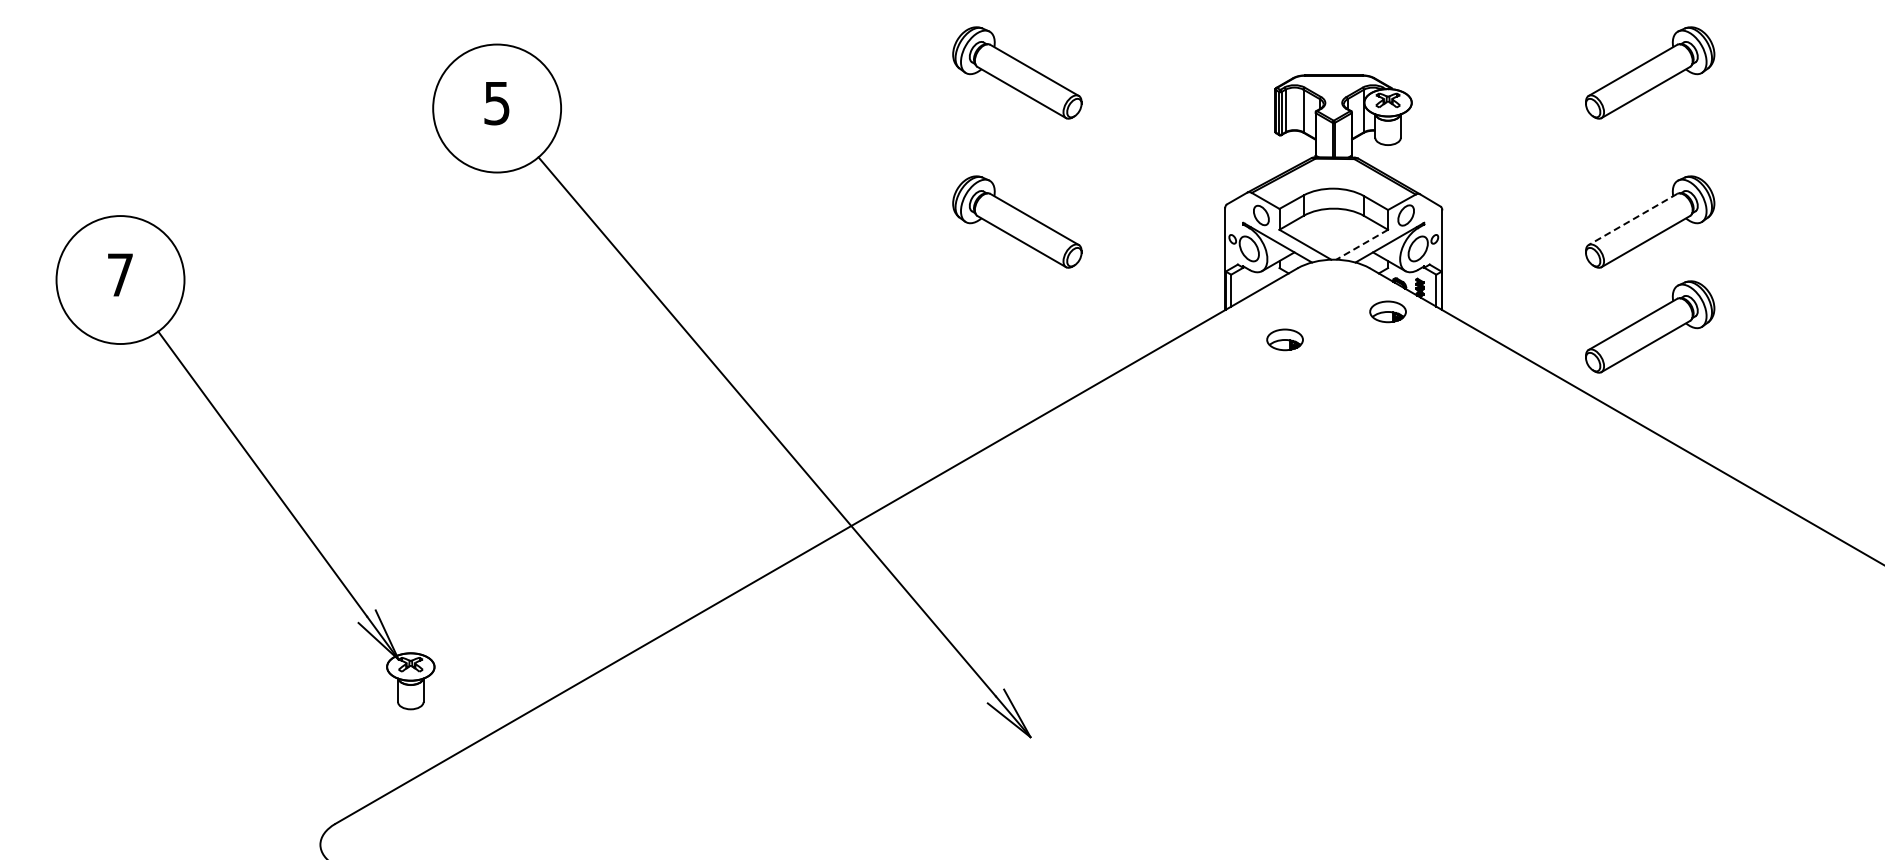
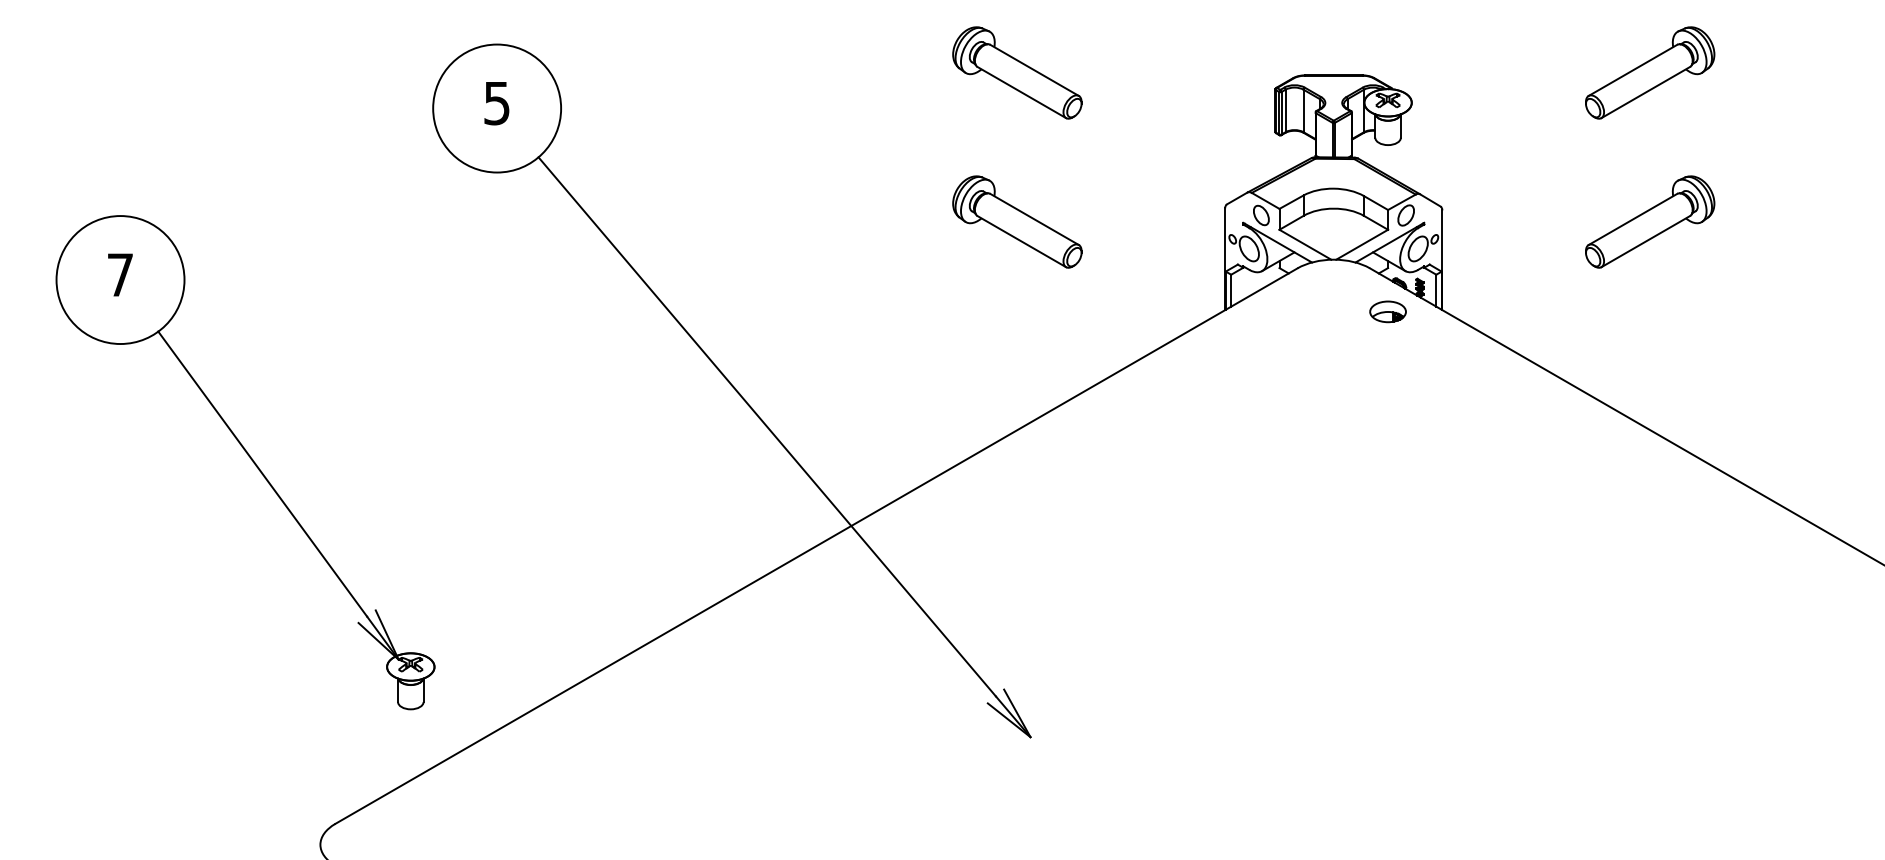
line: dashed -> solid (1632, 219)
line: dashed -> solid (1362, 244)
part: present -> none (1650, 326)
part: present -> none (1284, 339)
